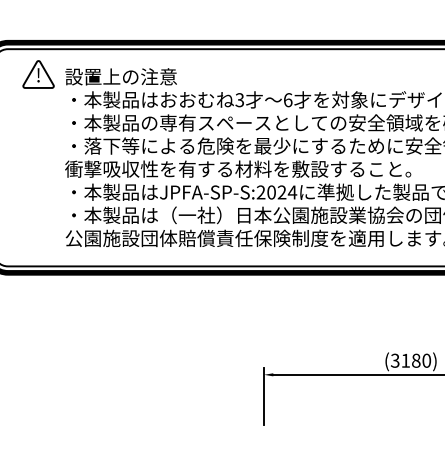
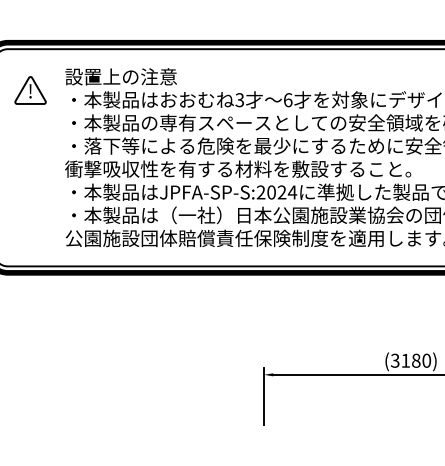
part position: (38, 74) -> (30, 90) (30, 90)
